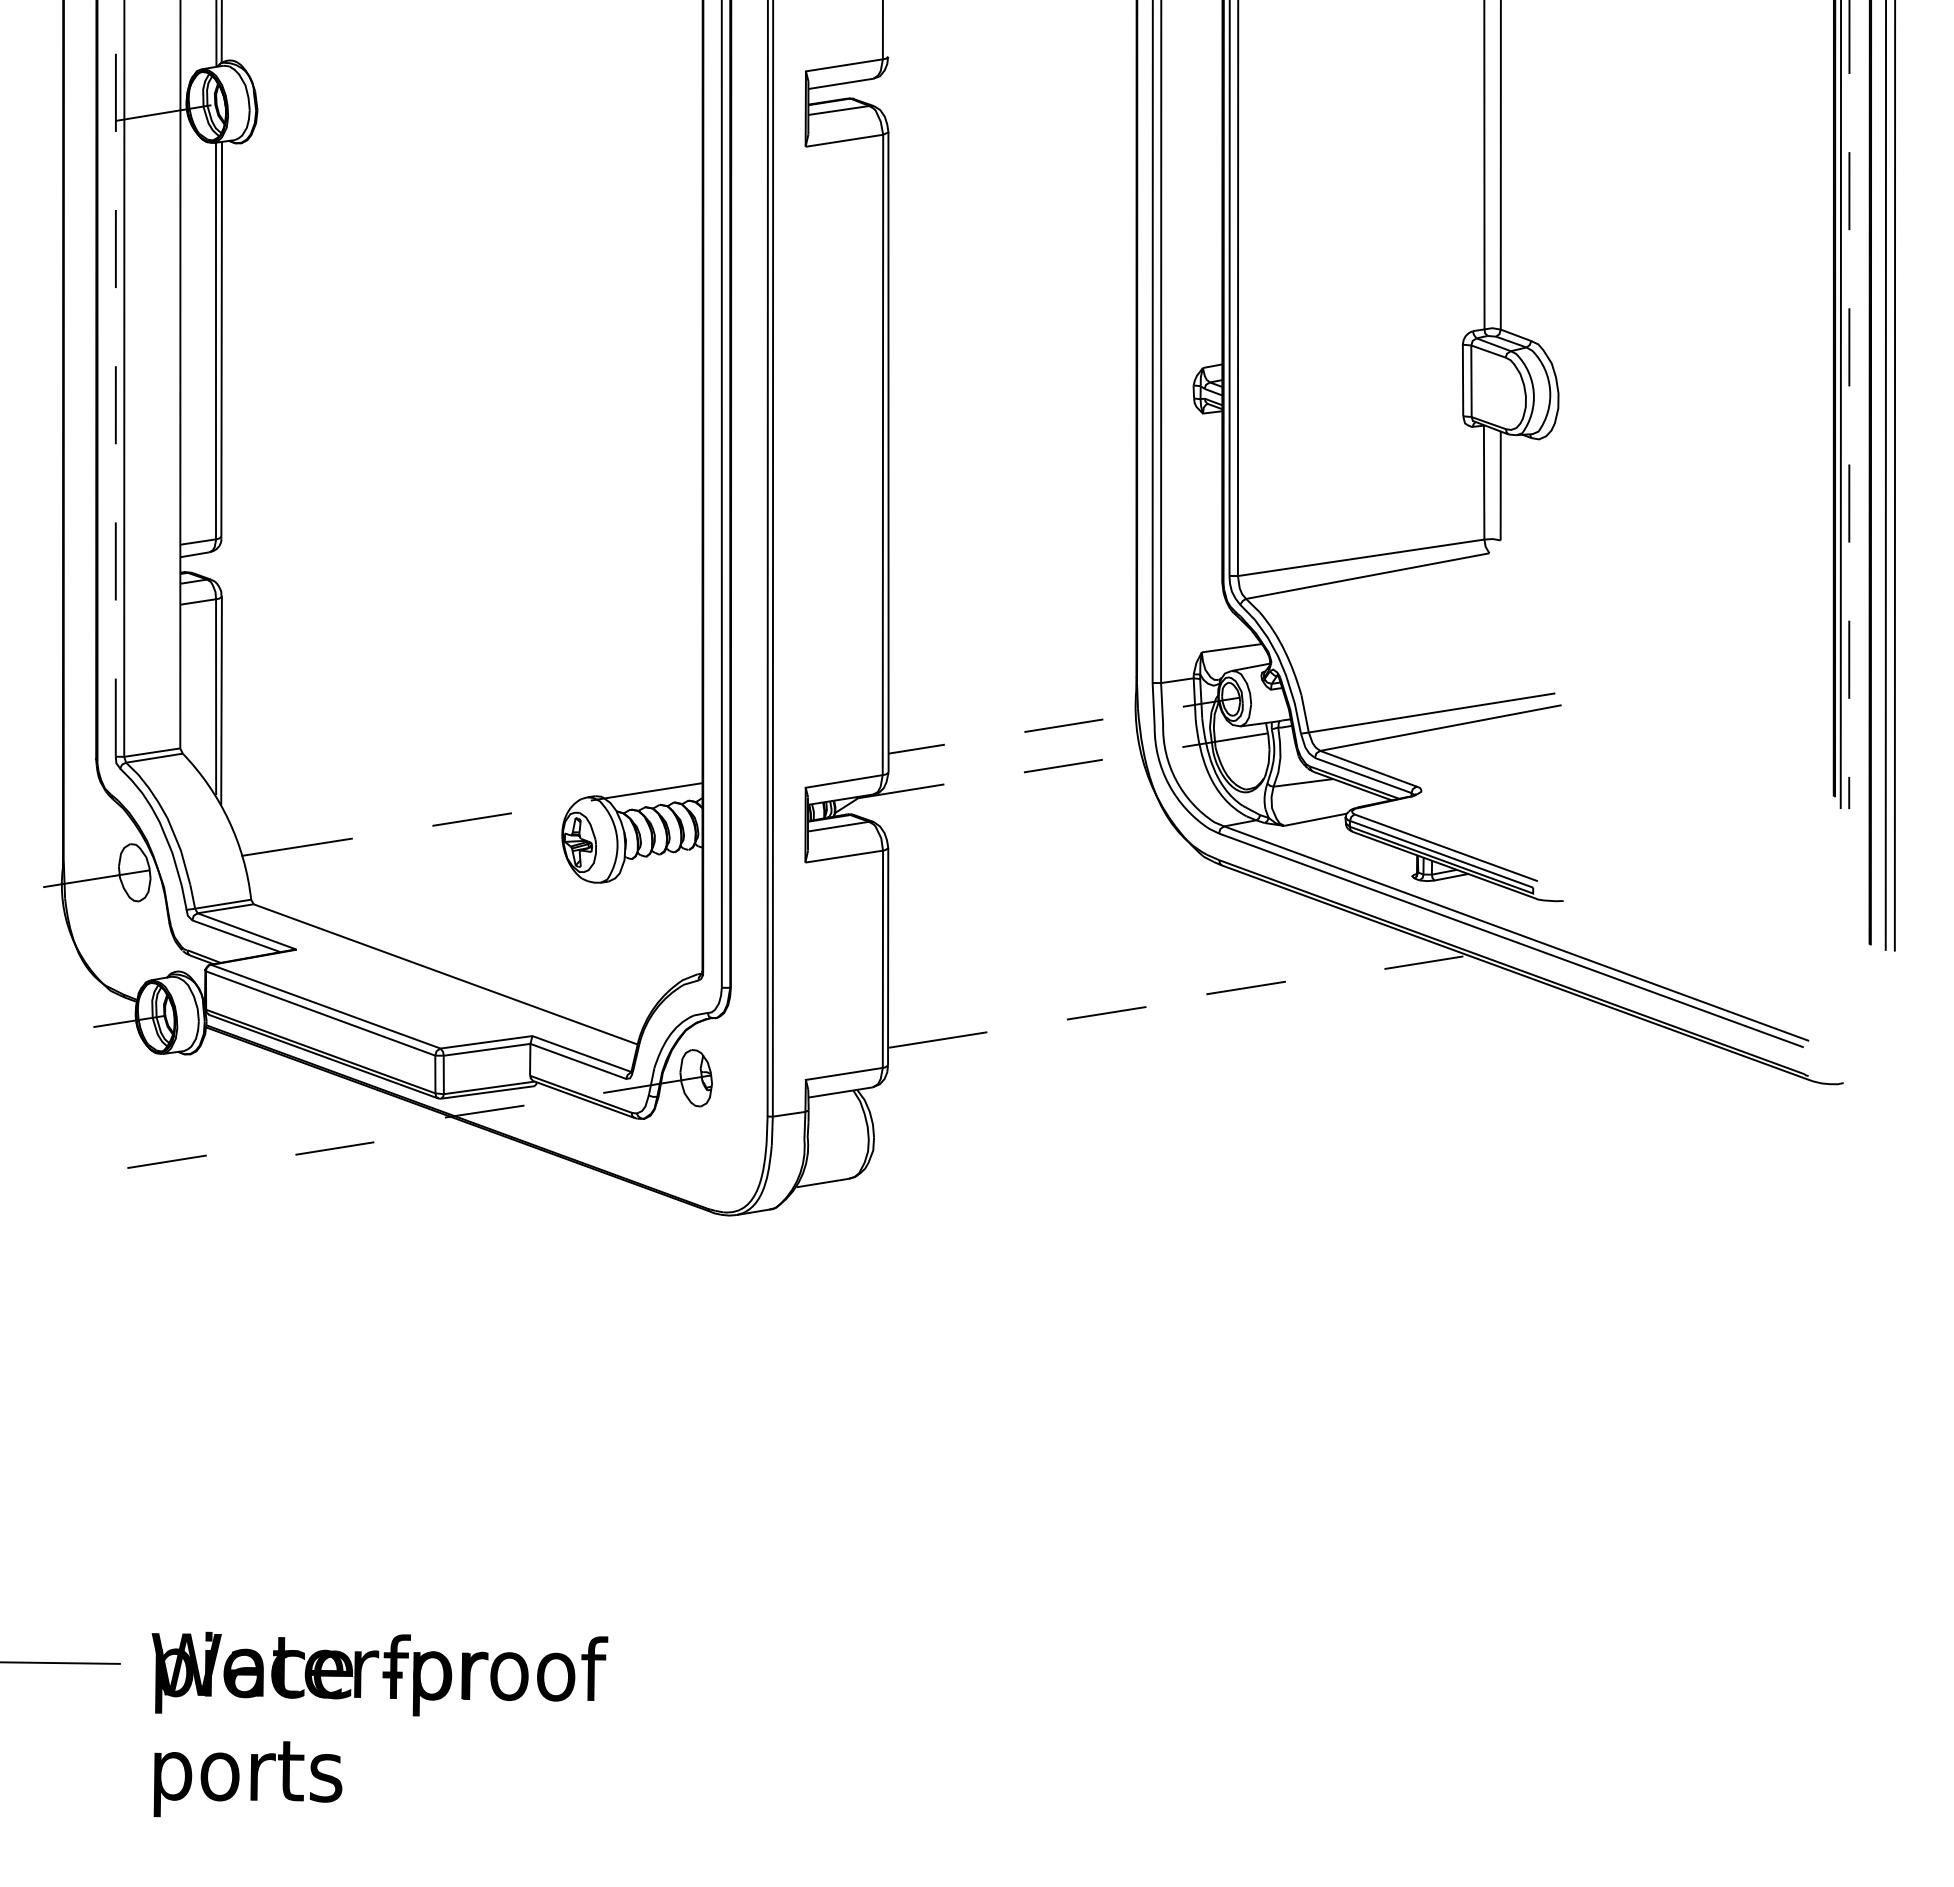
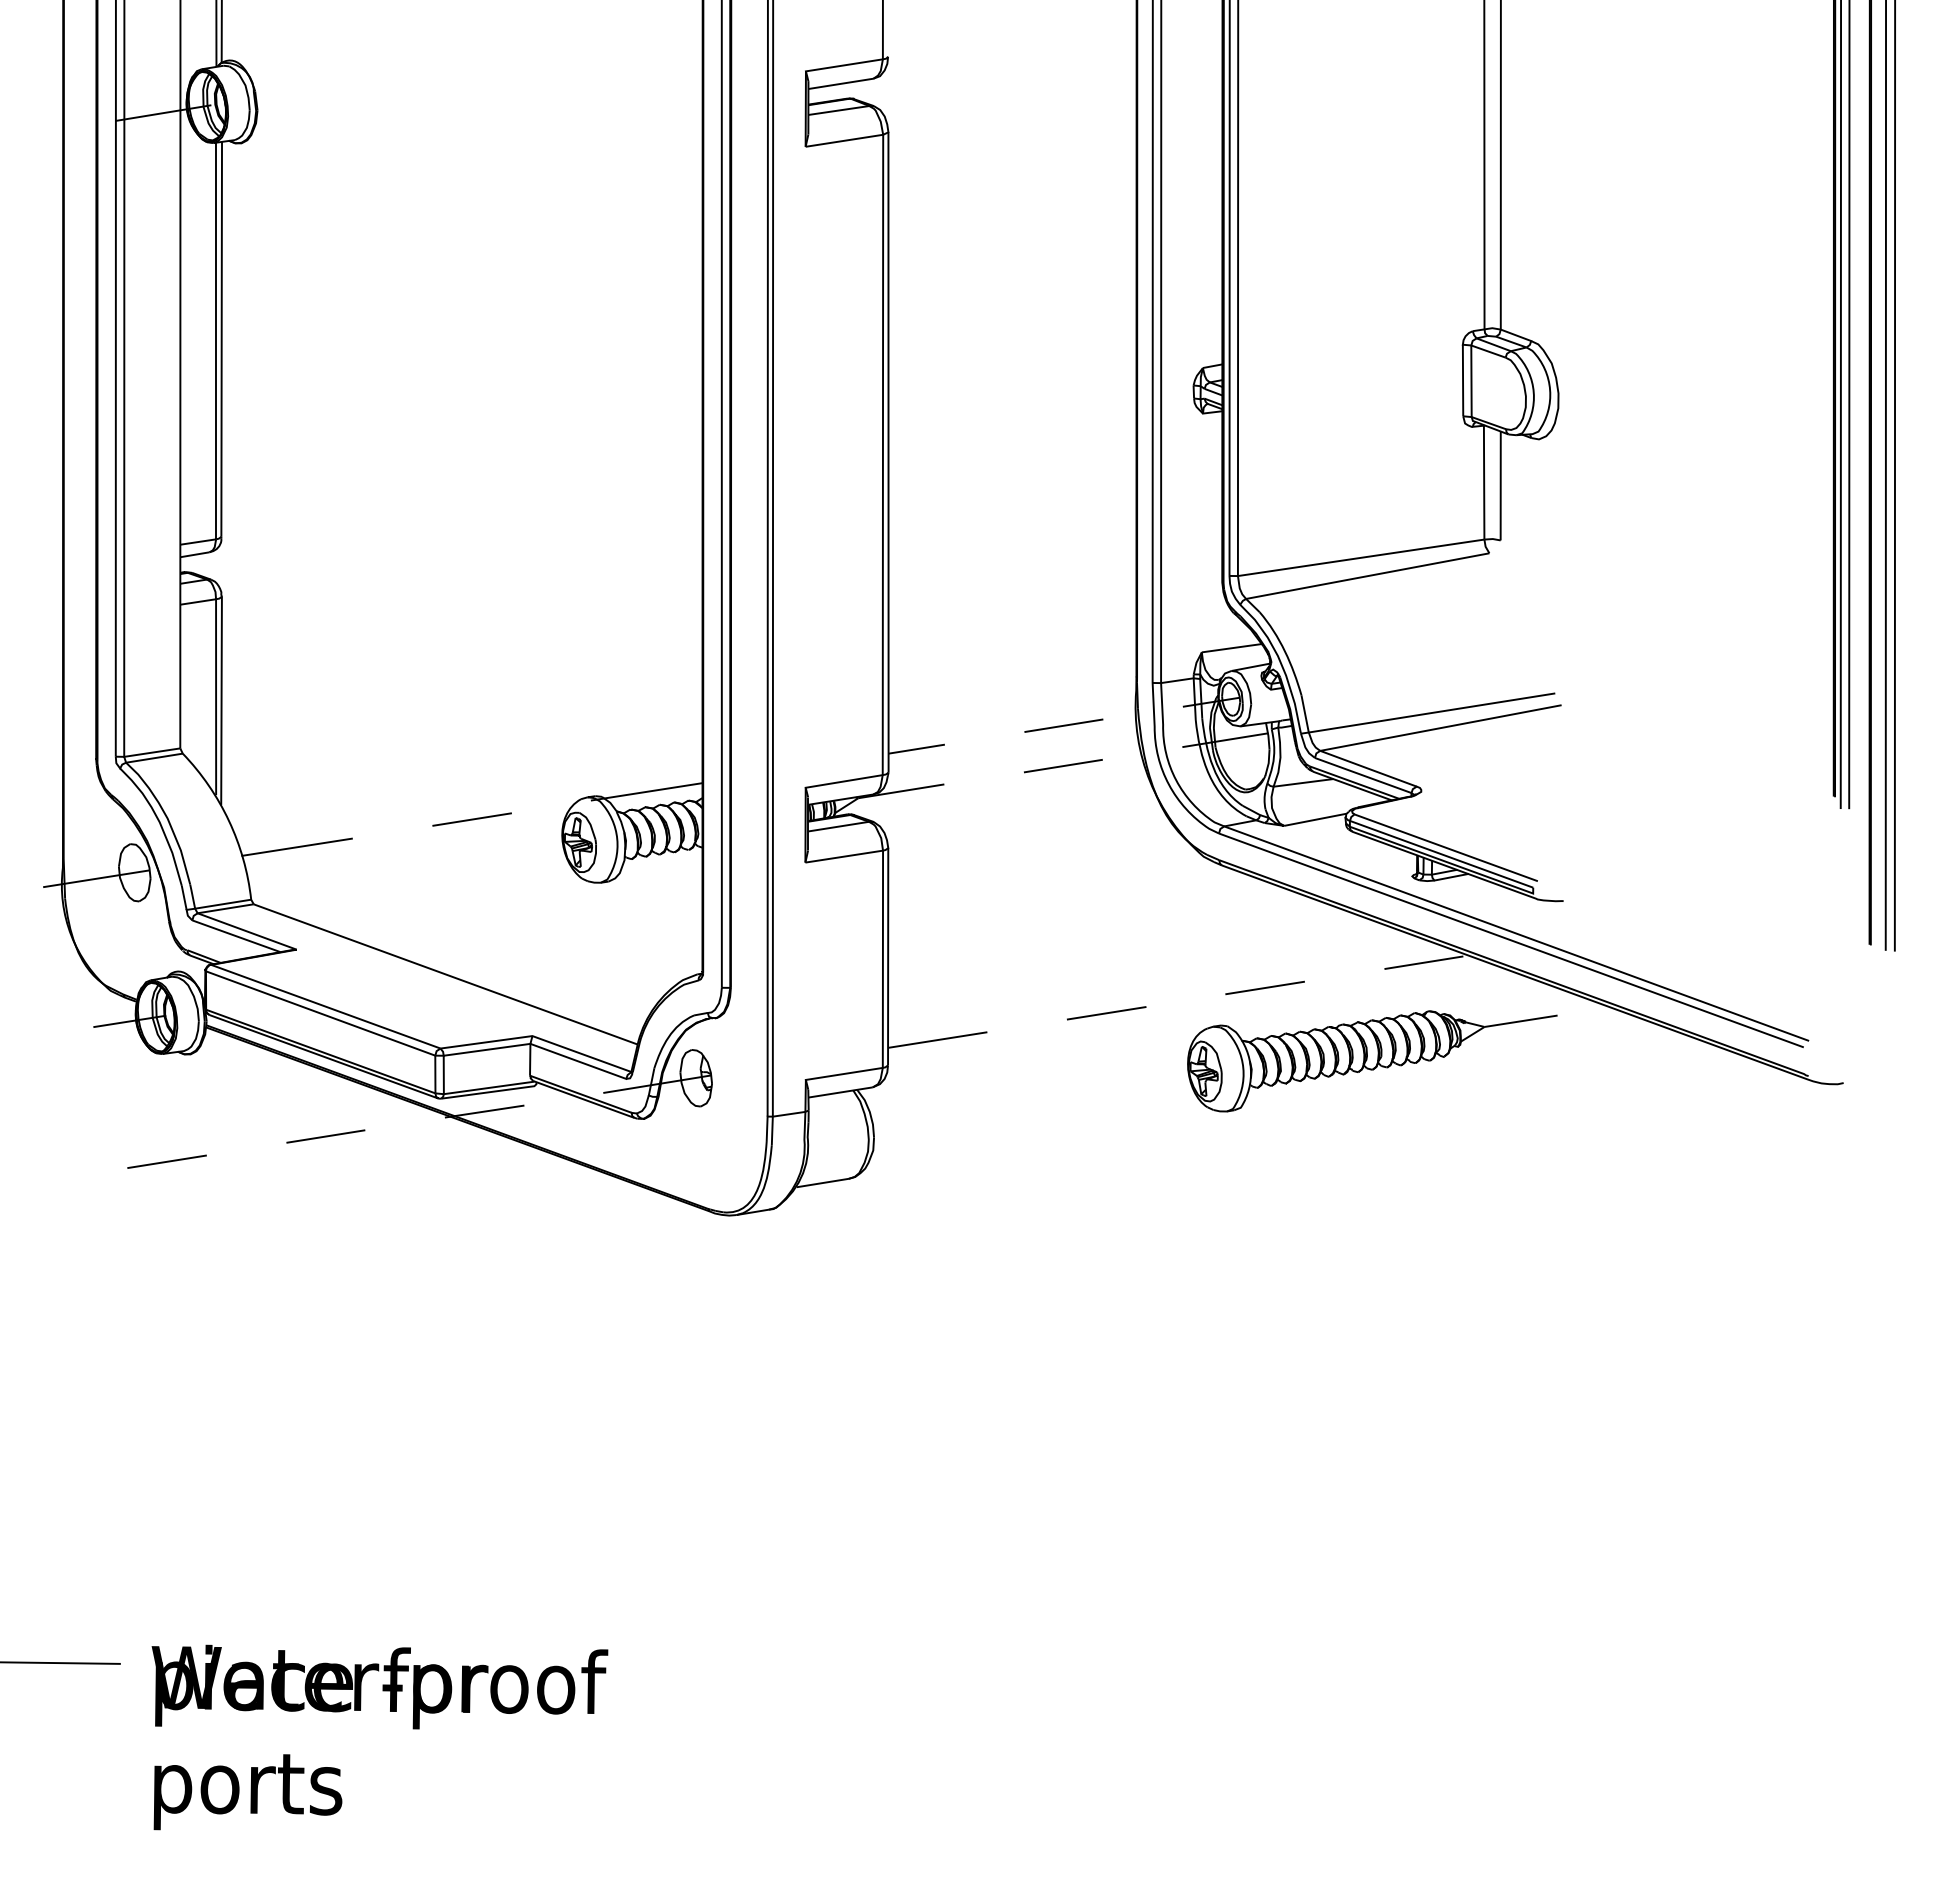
line: dashed -> solid (115, 378)
line: dashed -> solid (1849, 405)
line position: (1245, 987) -> (1264, 987) (1264, 987)
part: none -> present (1372, 1061)
line position: (334, 1148) -> (325, 1136) (325, 1136)
text position: (379, 1724) -> (379, 1737) (379, 1737)
